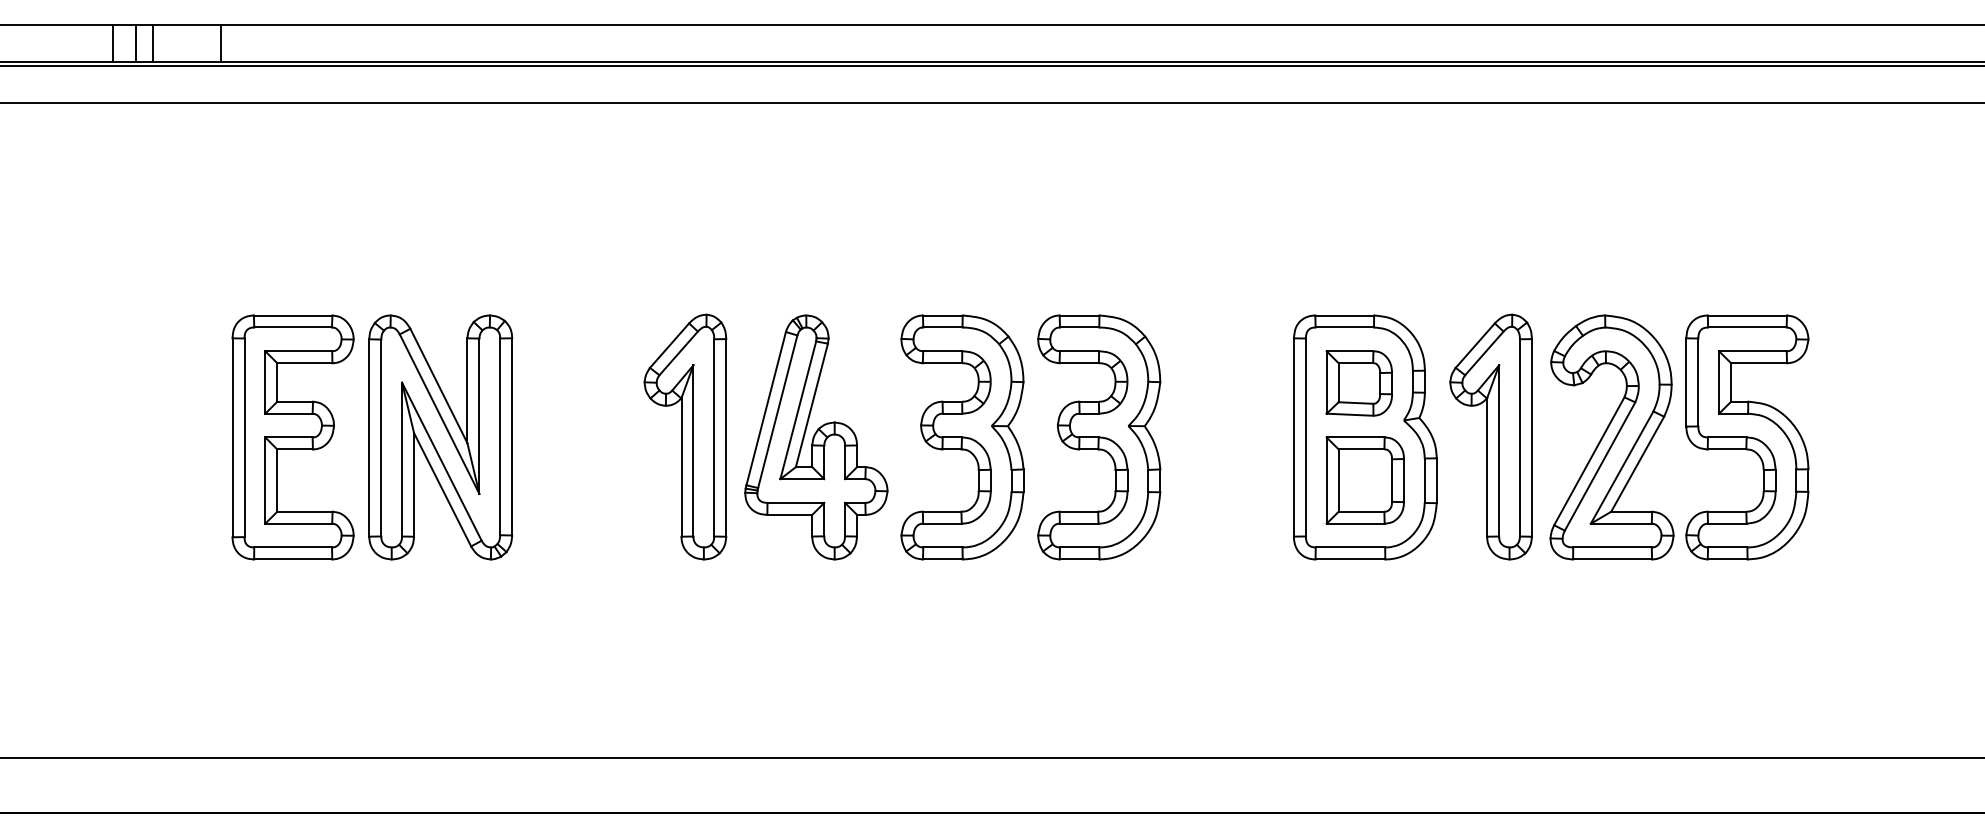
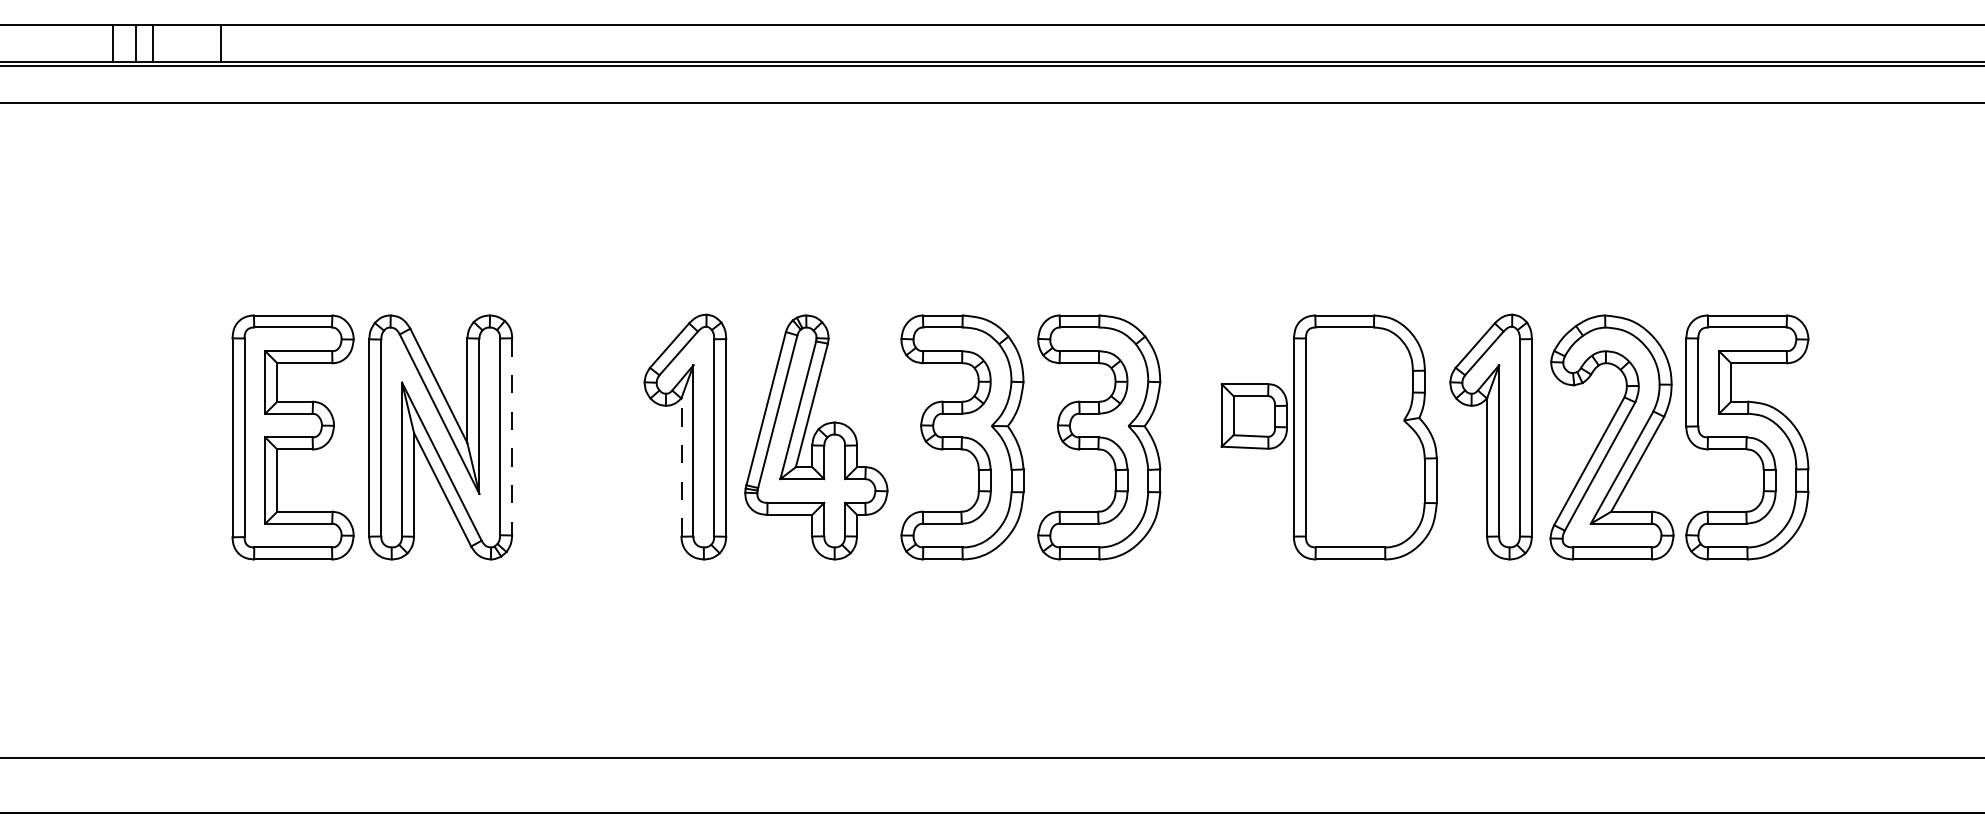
part position: (1358, 383) -> (1253, 416) (1253, 416)
line: solid -> dashed (512, 436)
line: solid -> dashed (681, 466)
part: present -> none (1364, 480)
